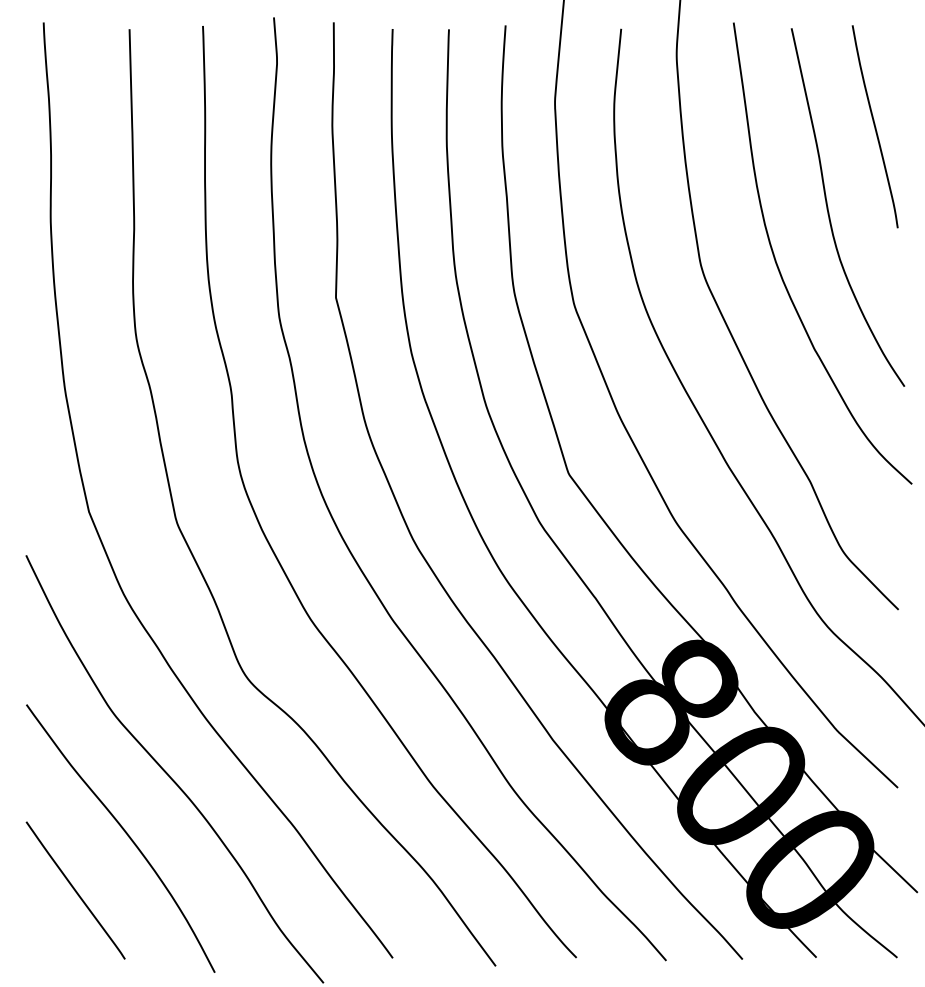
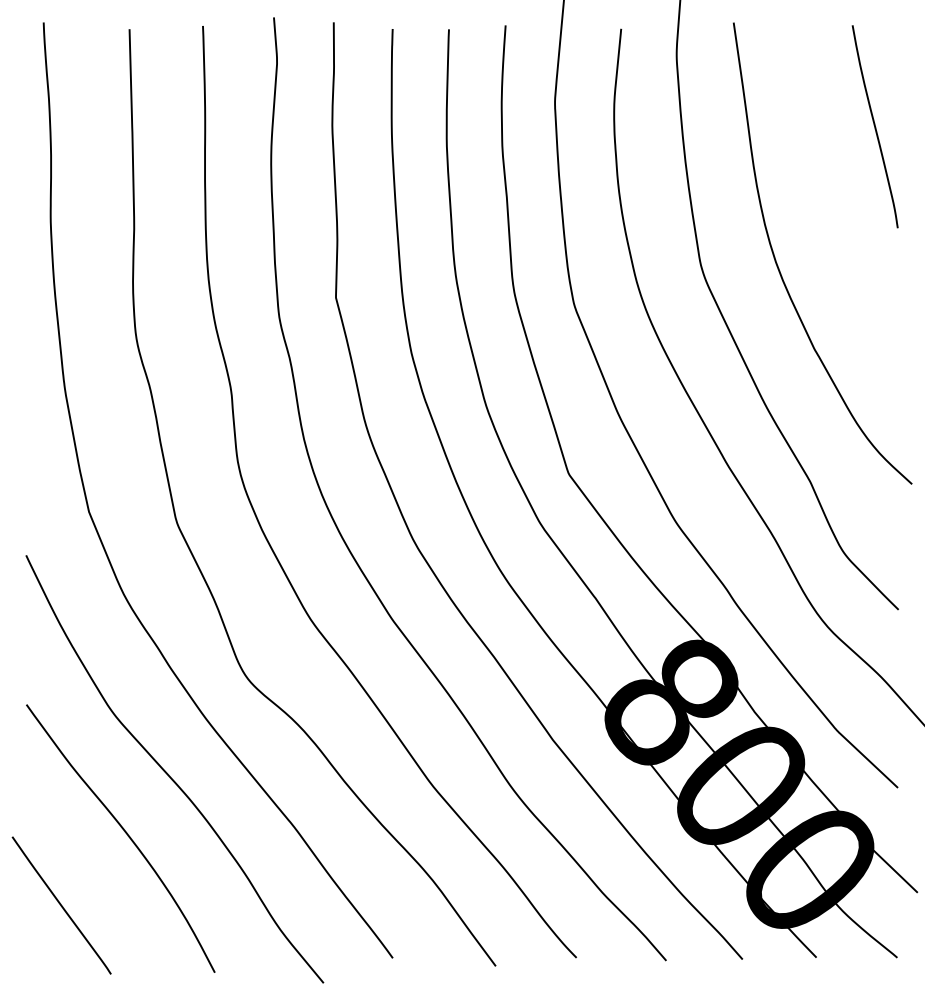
curve: present -> none (829, 212)
line position: (75, 890) -> (61, 905) (61, 905)
